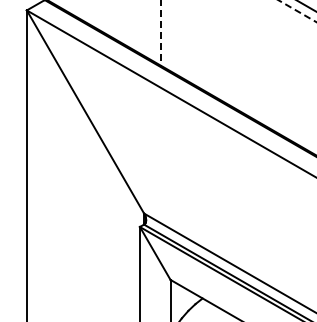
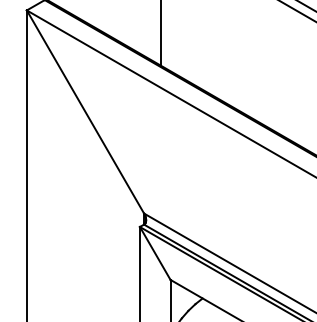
line: dashed -> solid (297, 11)
line: dashed -> solid (161, 33)
